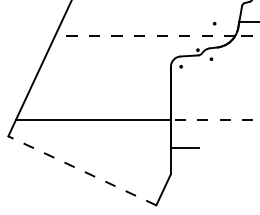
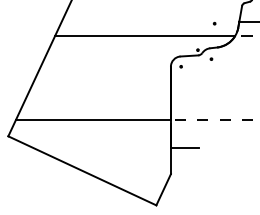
line: dashed -> solid (144, 35)
line: dashed -> solid (82, 170)
